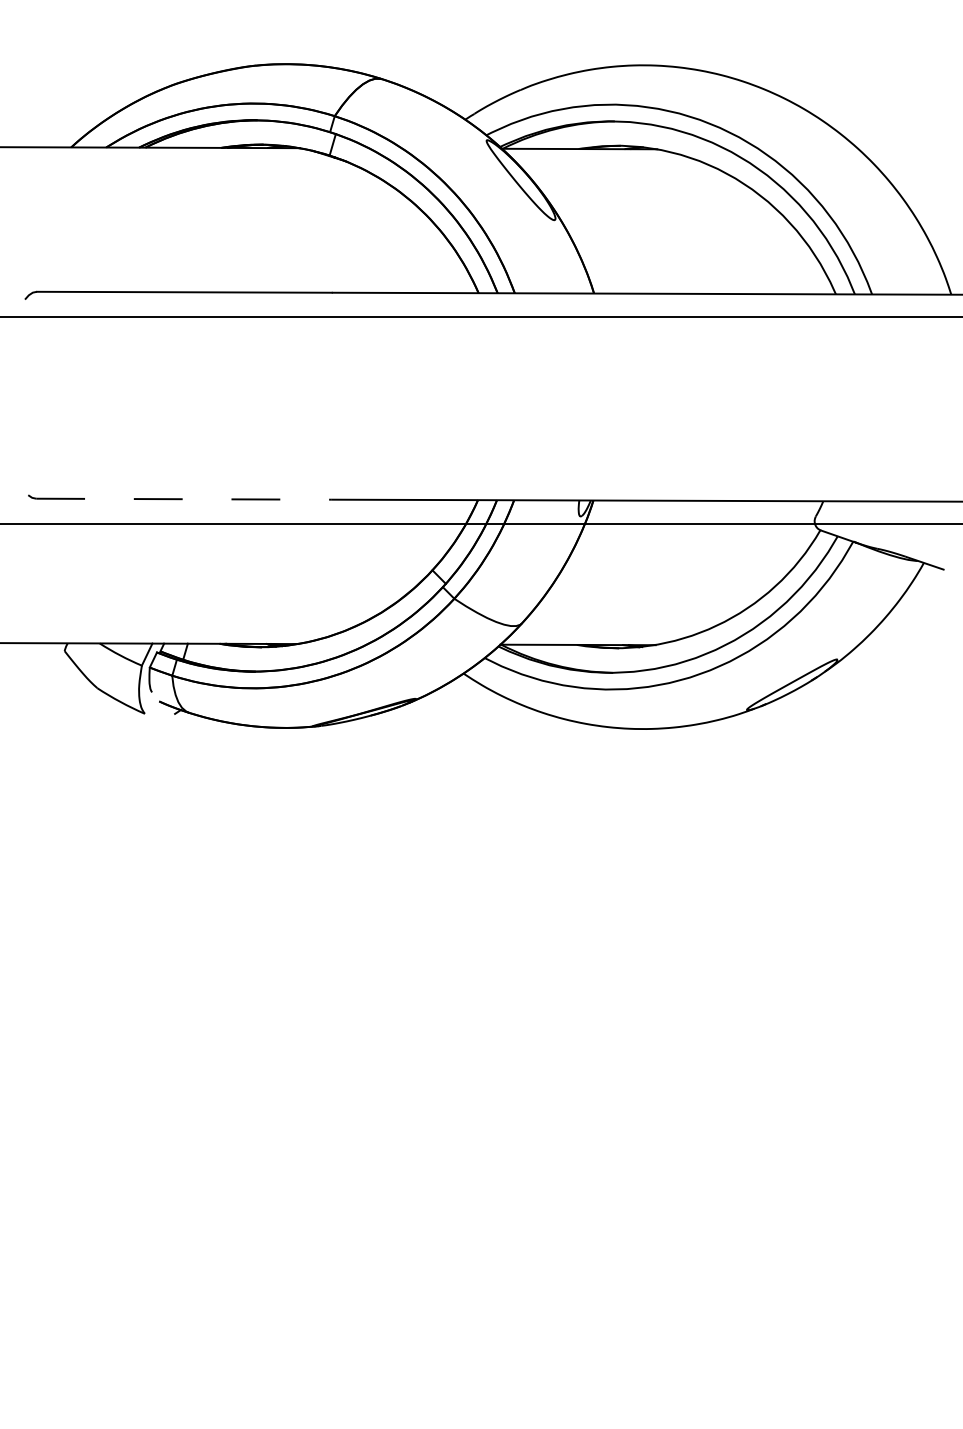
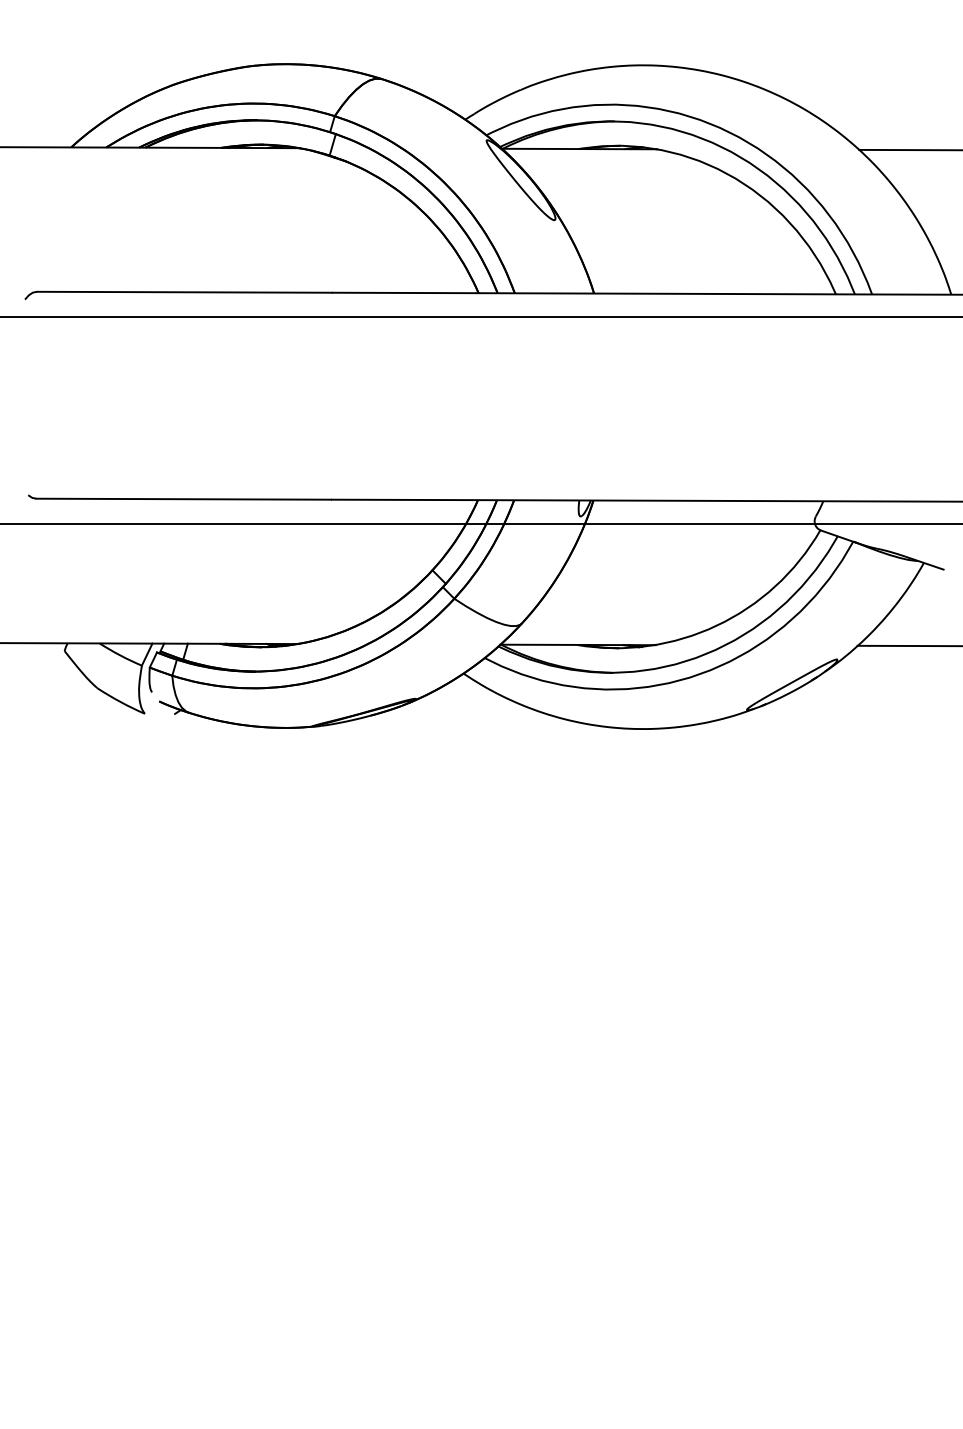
line: none -> present (909, 149)
line: dashed -> solid (184, 499)
line: none -> present (908, 645)
